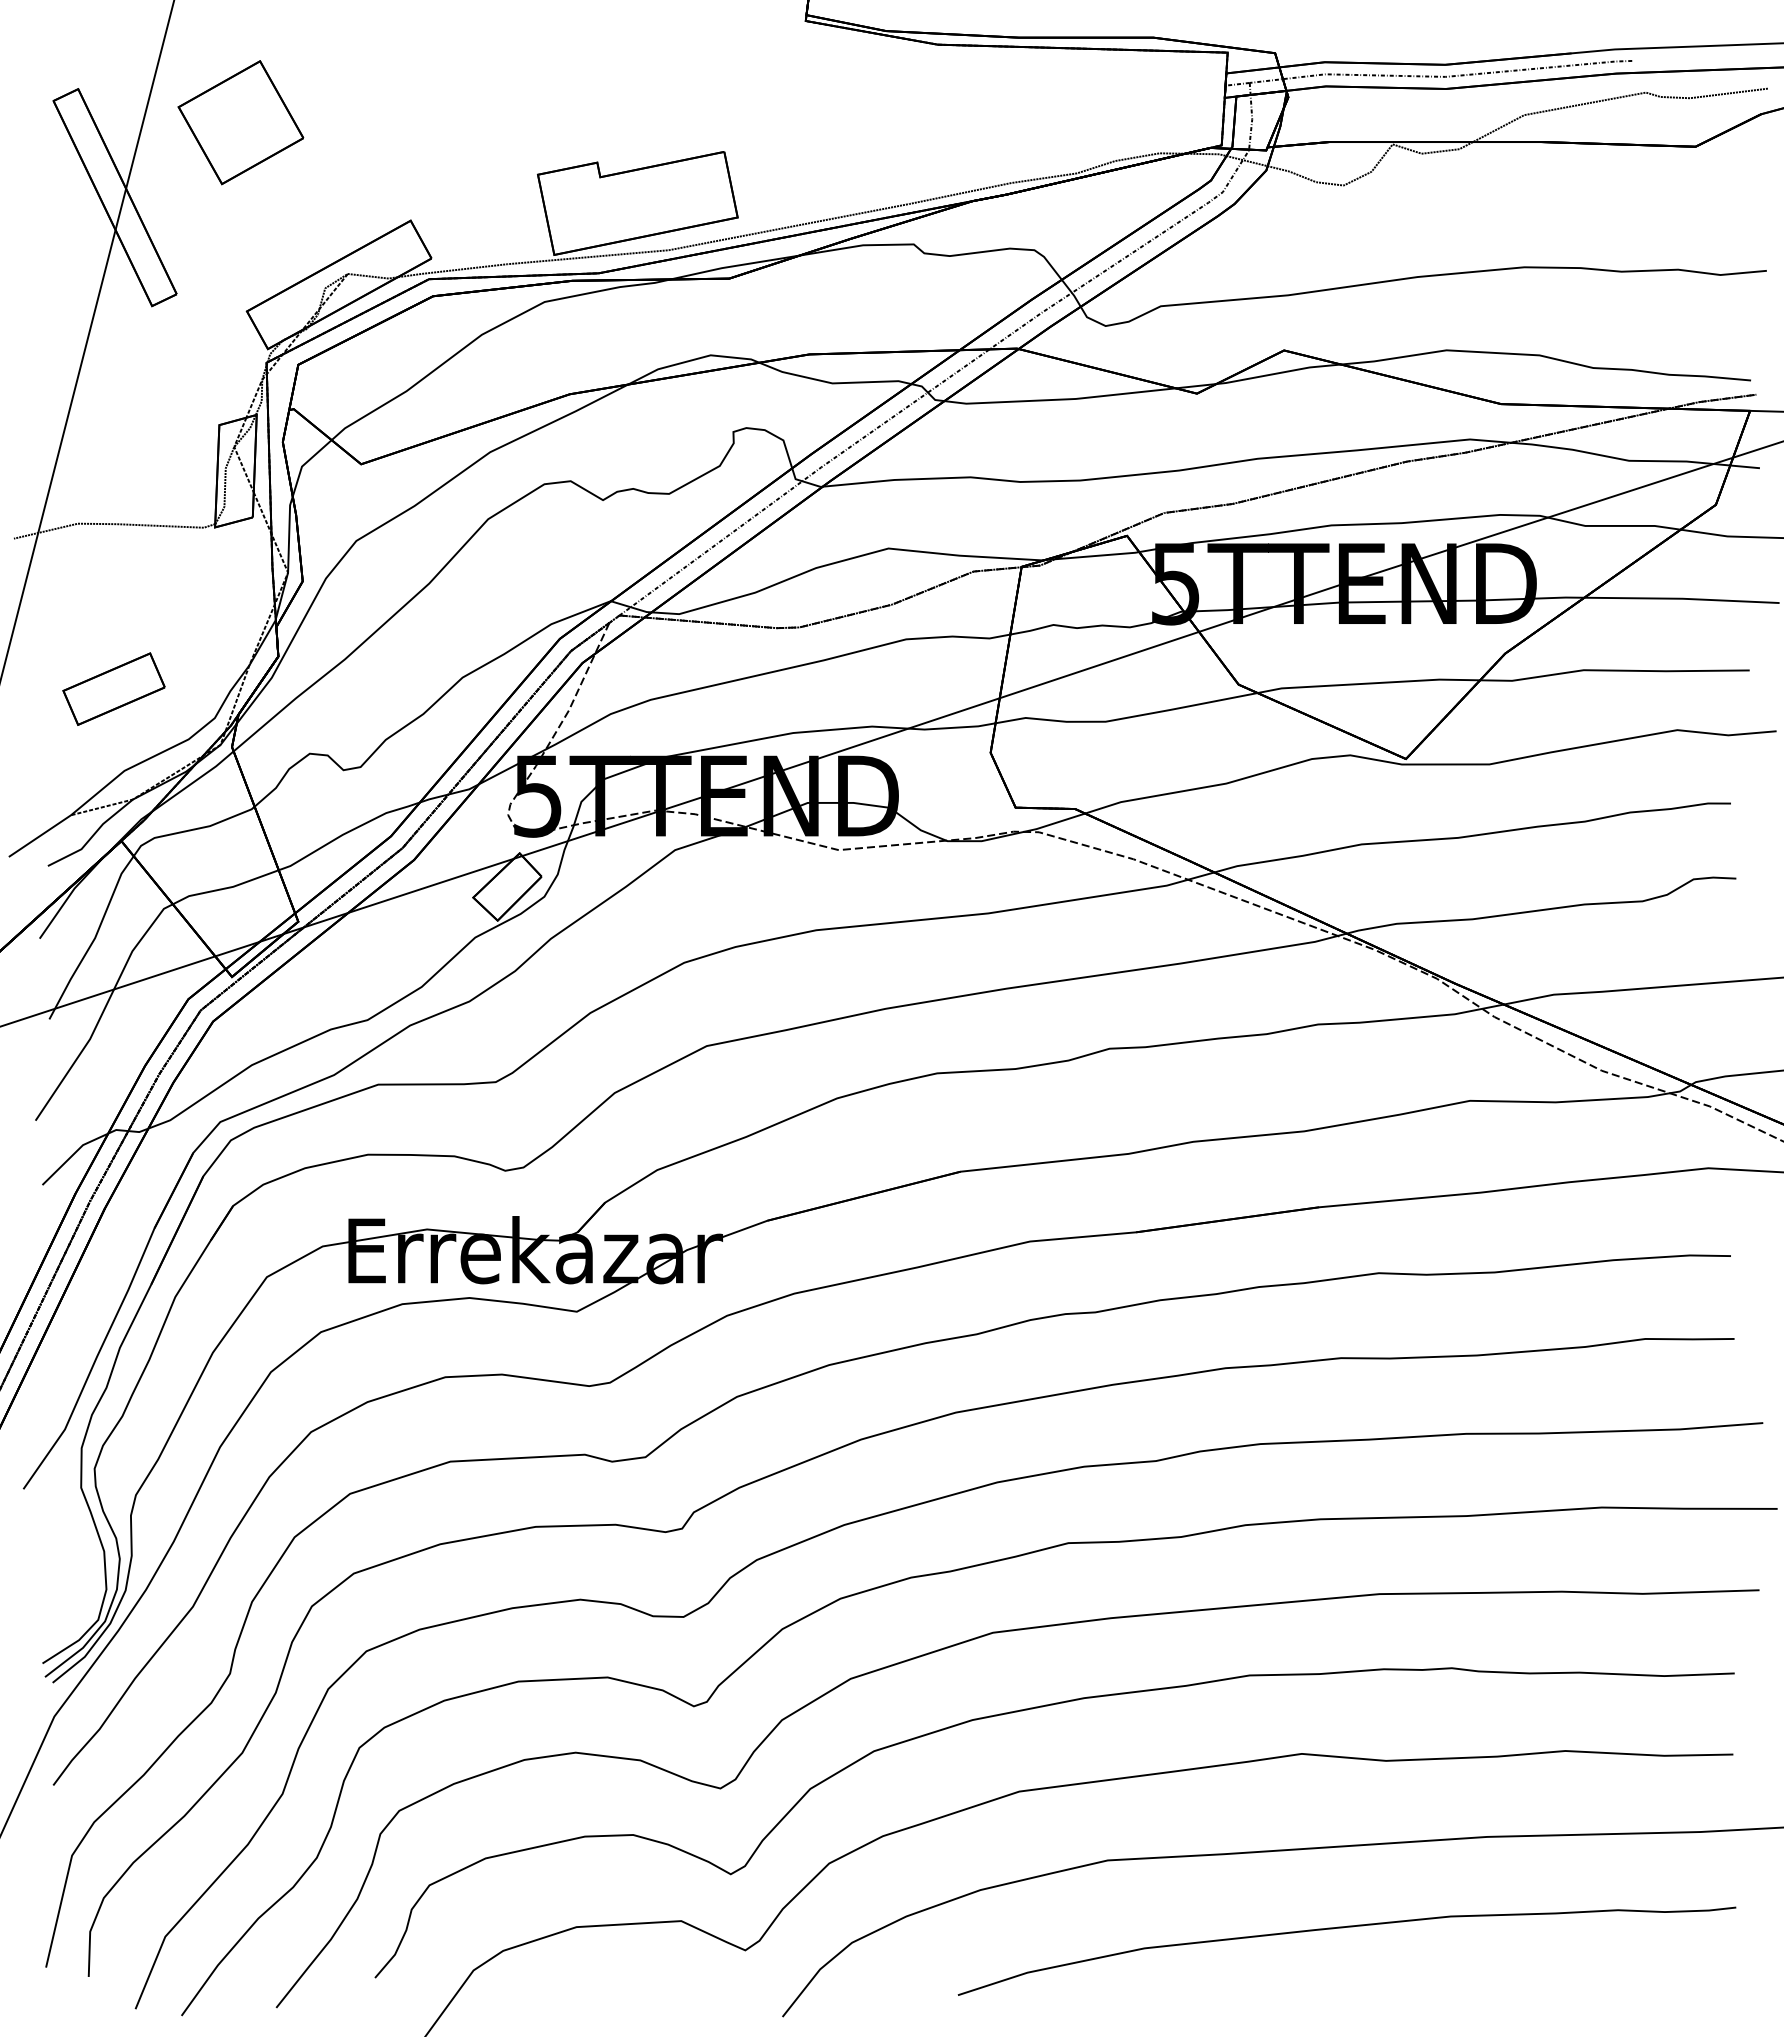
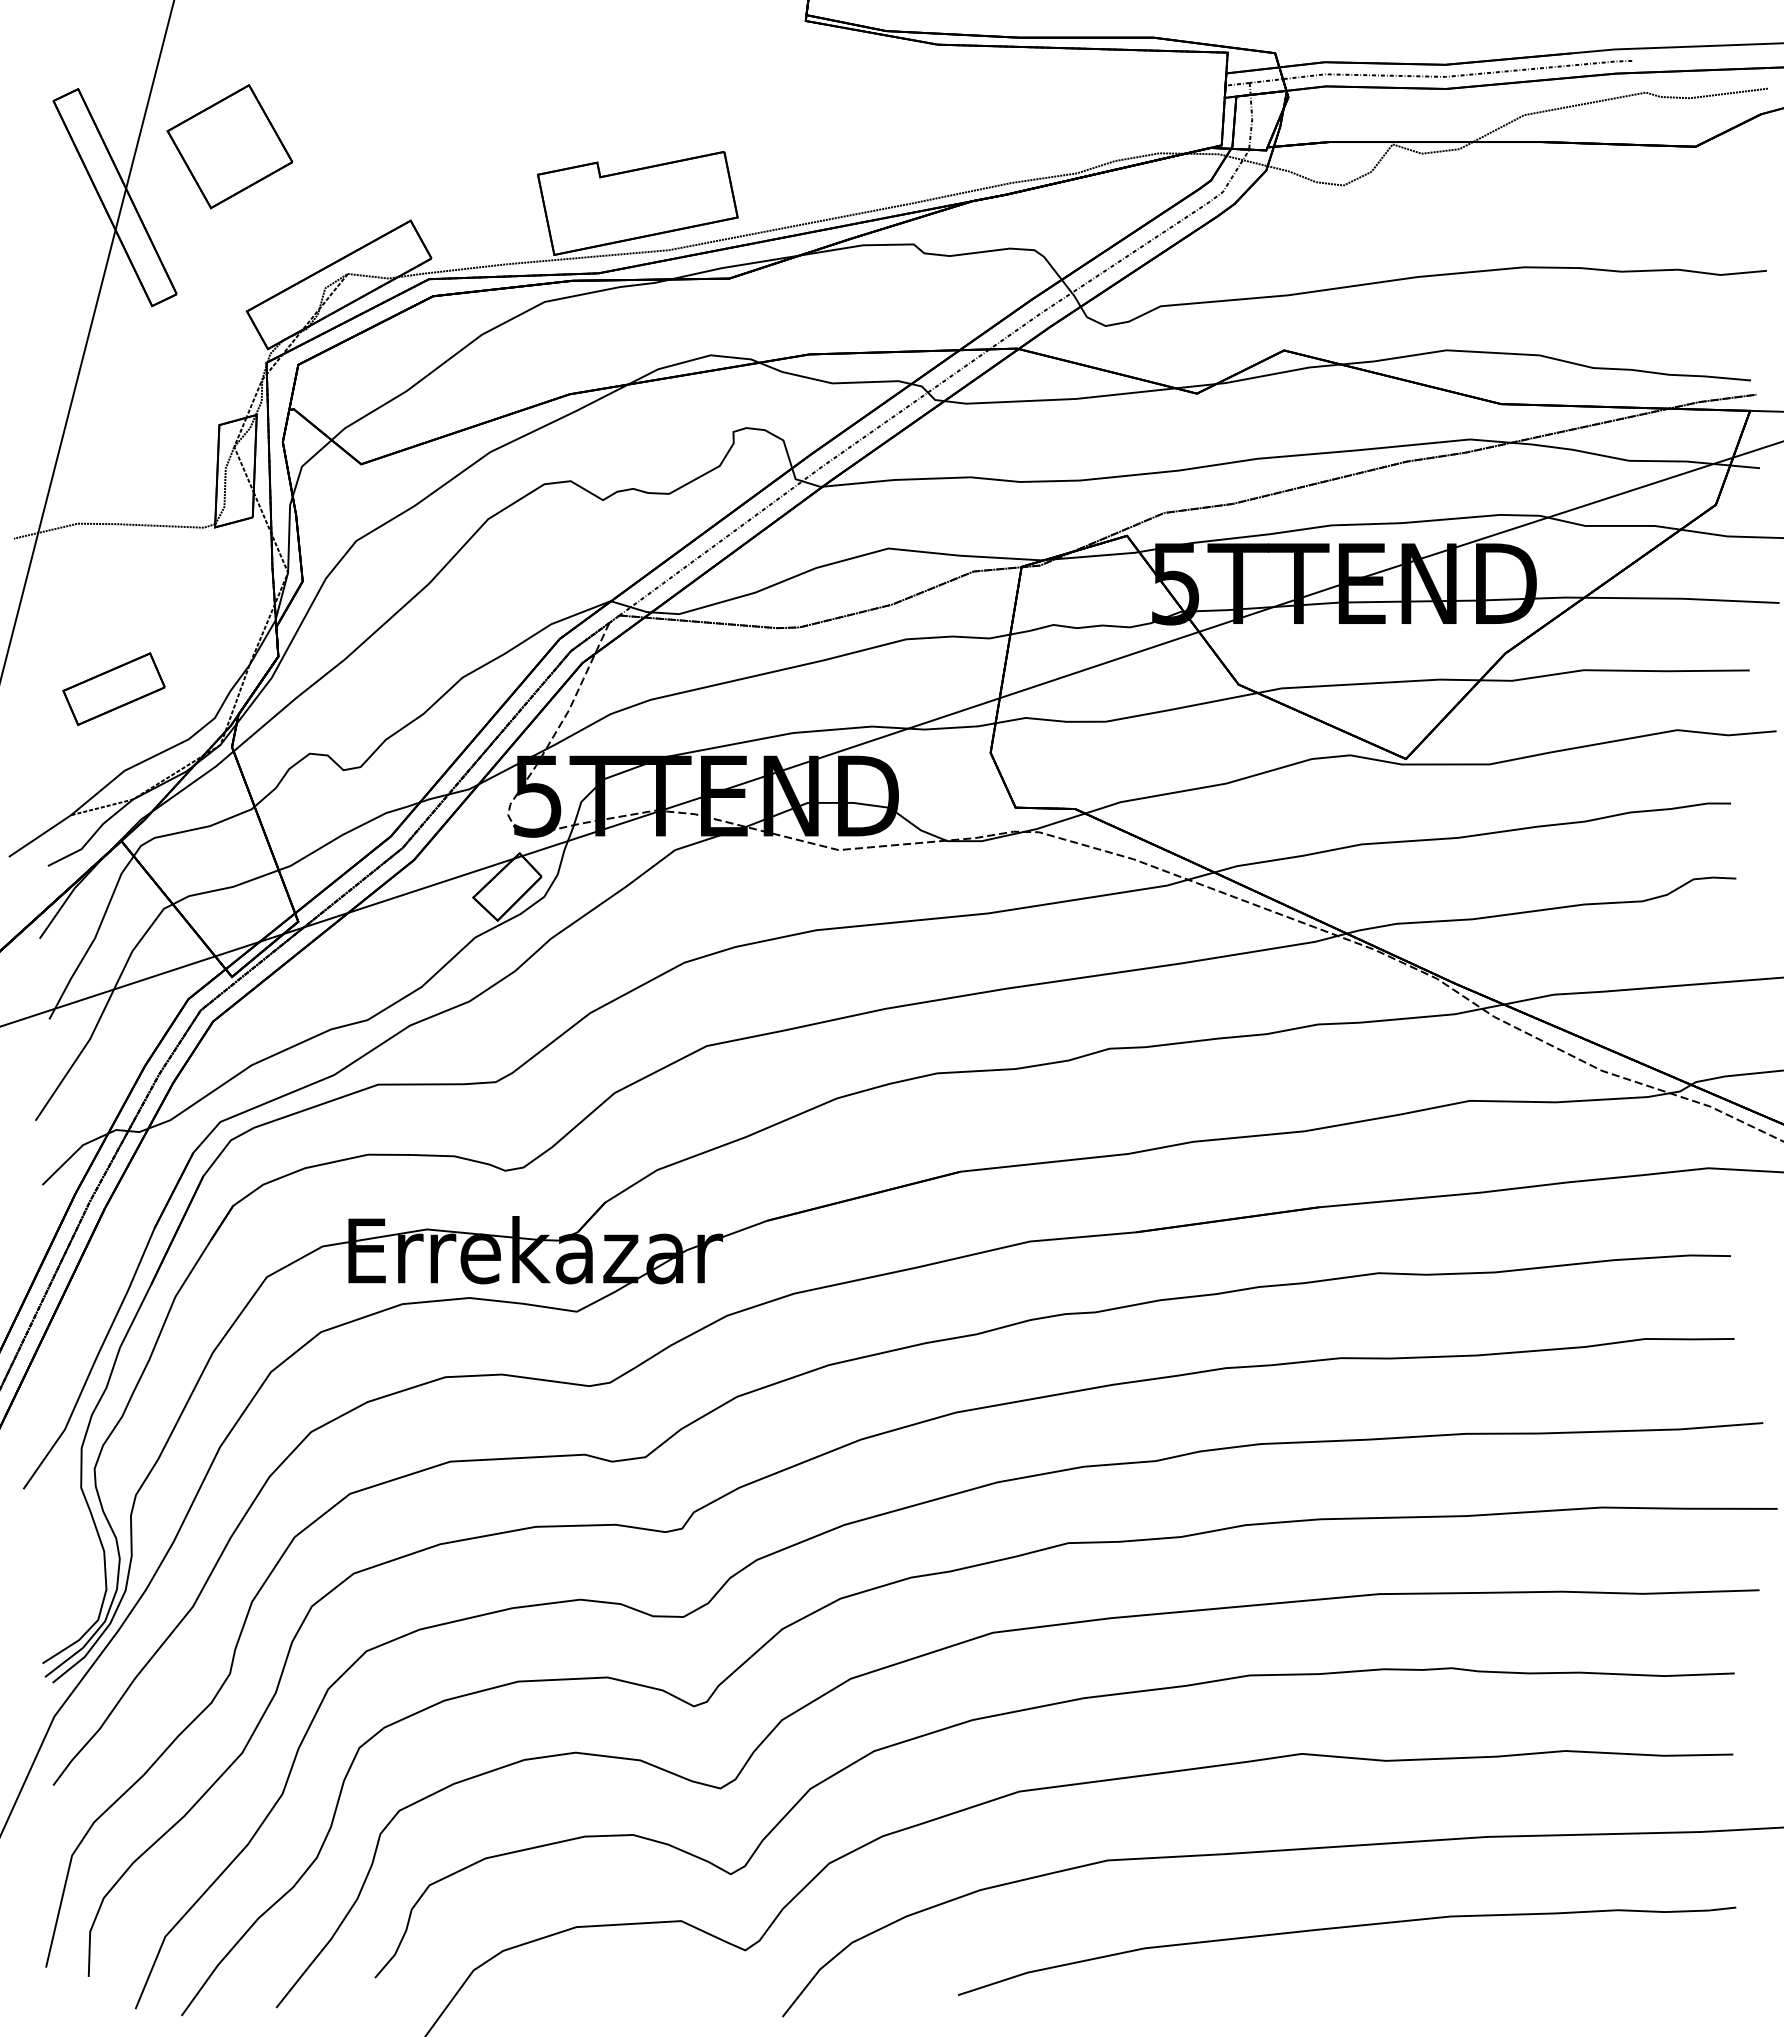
part position: (240, 122) -> (229, 146) (229, 146)
